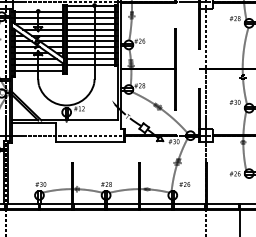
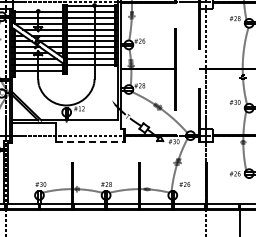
line: solid -> dashed (90, 142)
